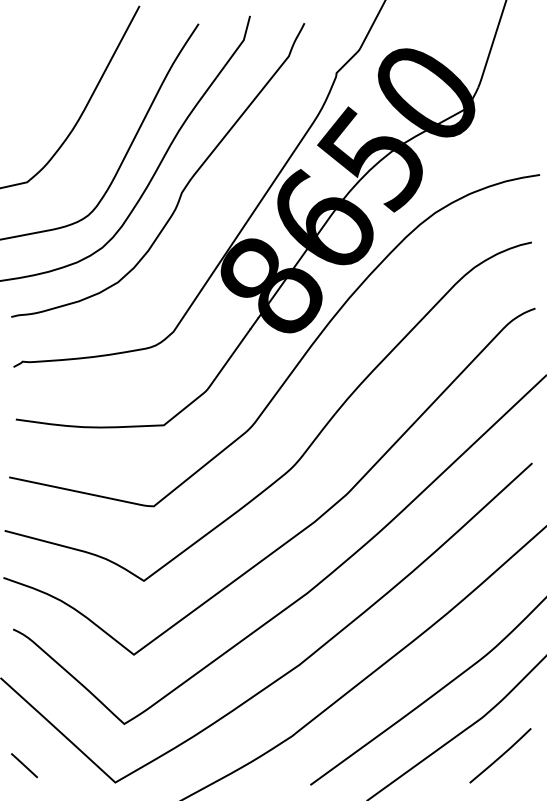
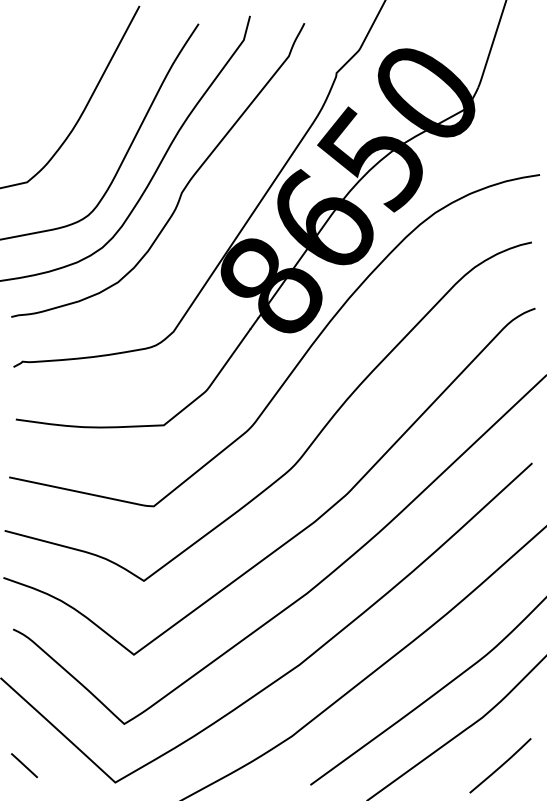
line position: (500, 755) -> (500, 765) (500, 765)
